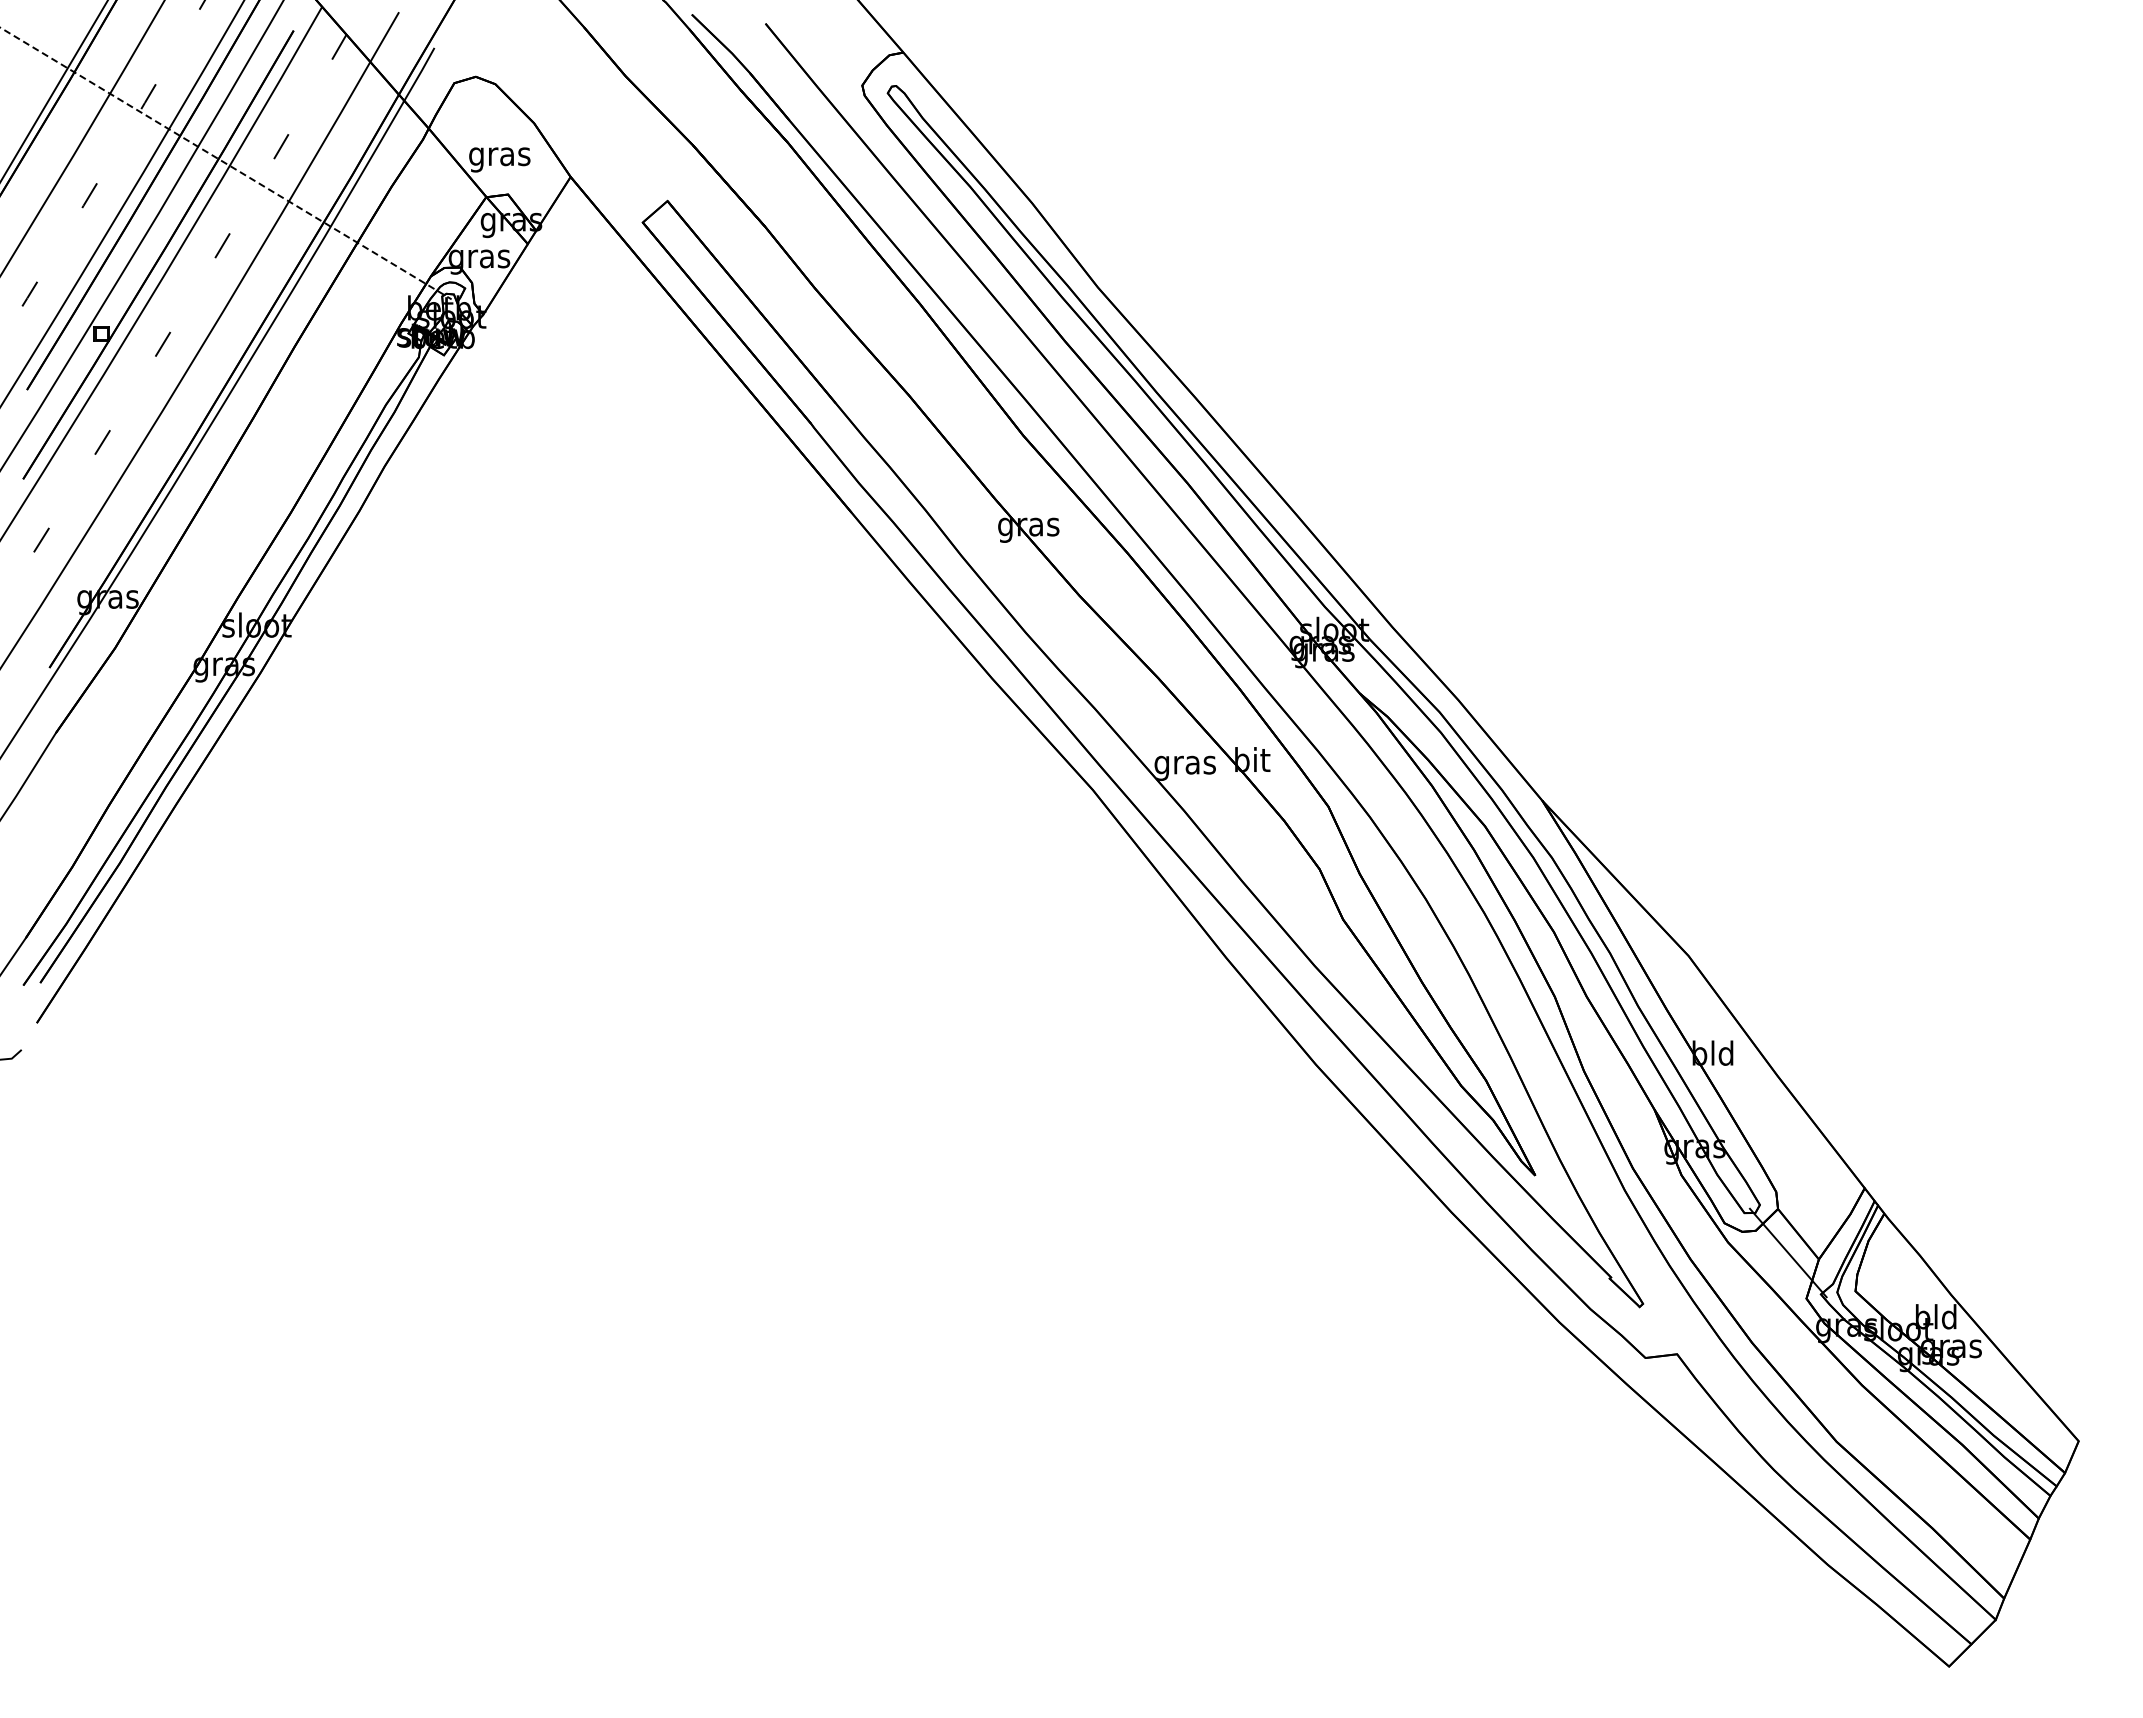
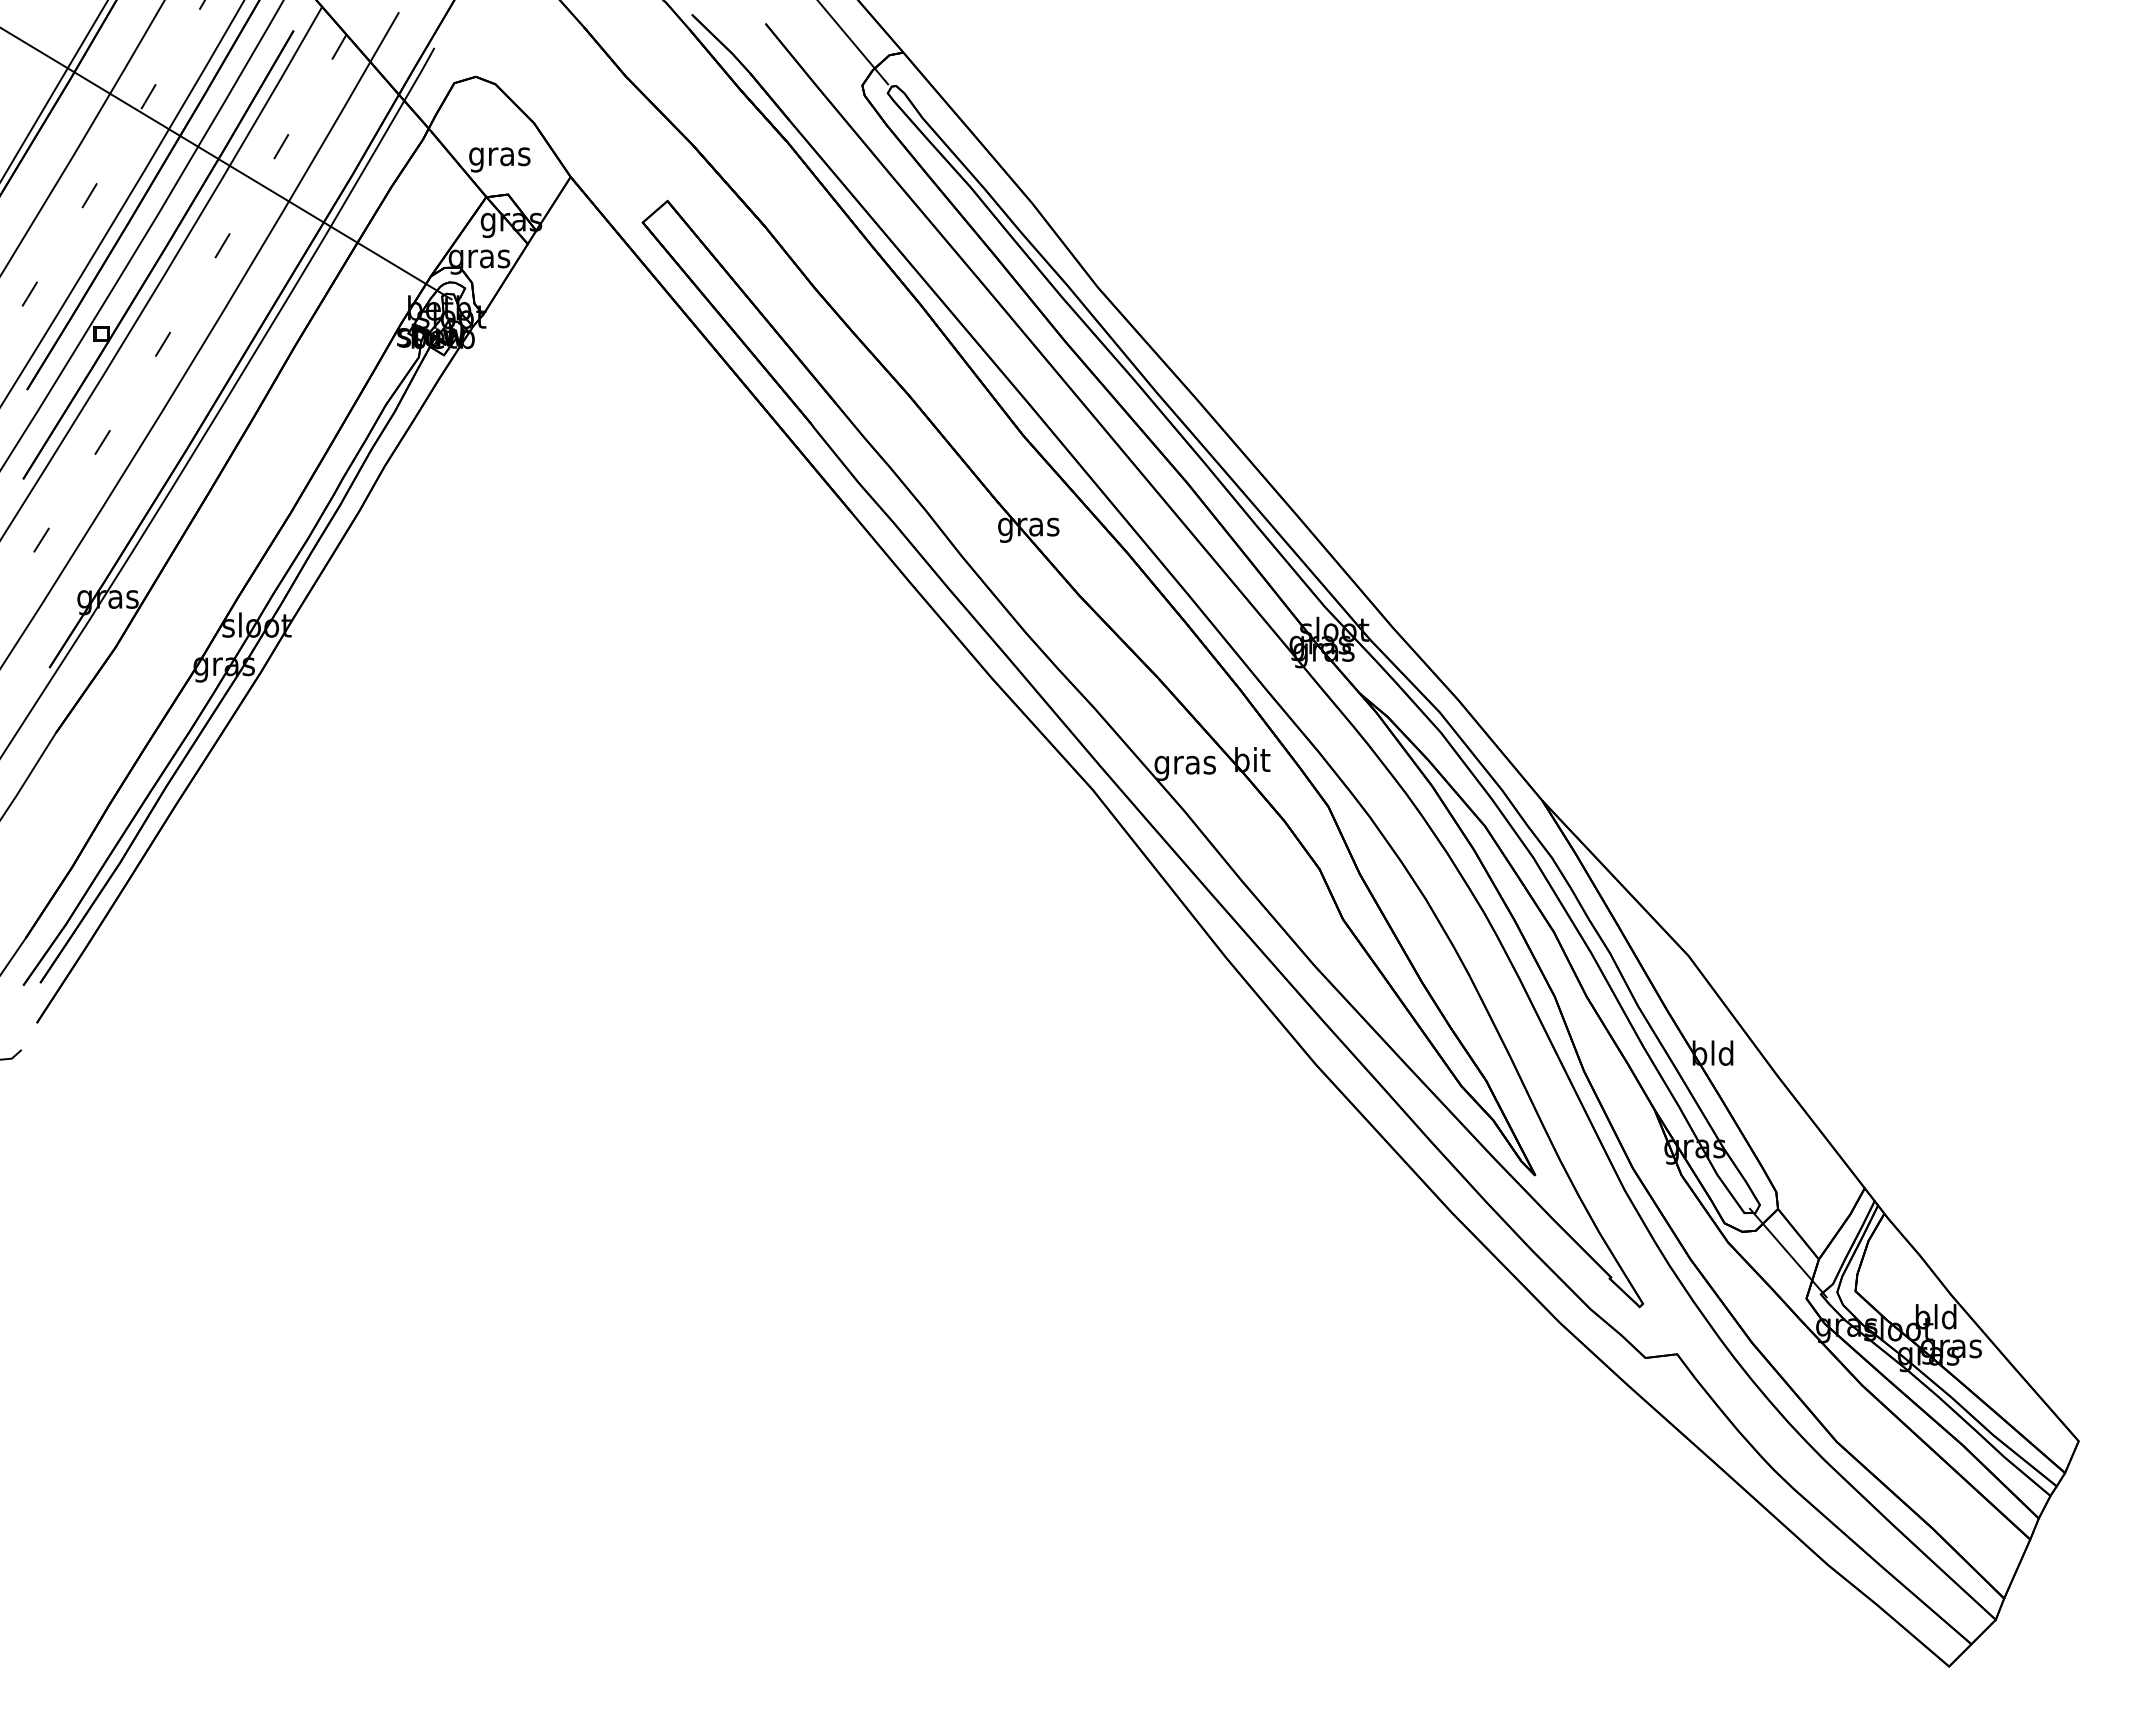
line: none -> present (853, 43)
line: dashed -> solid (225, 163)
